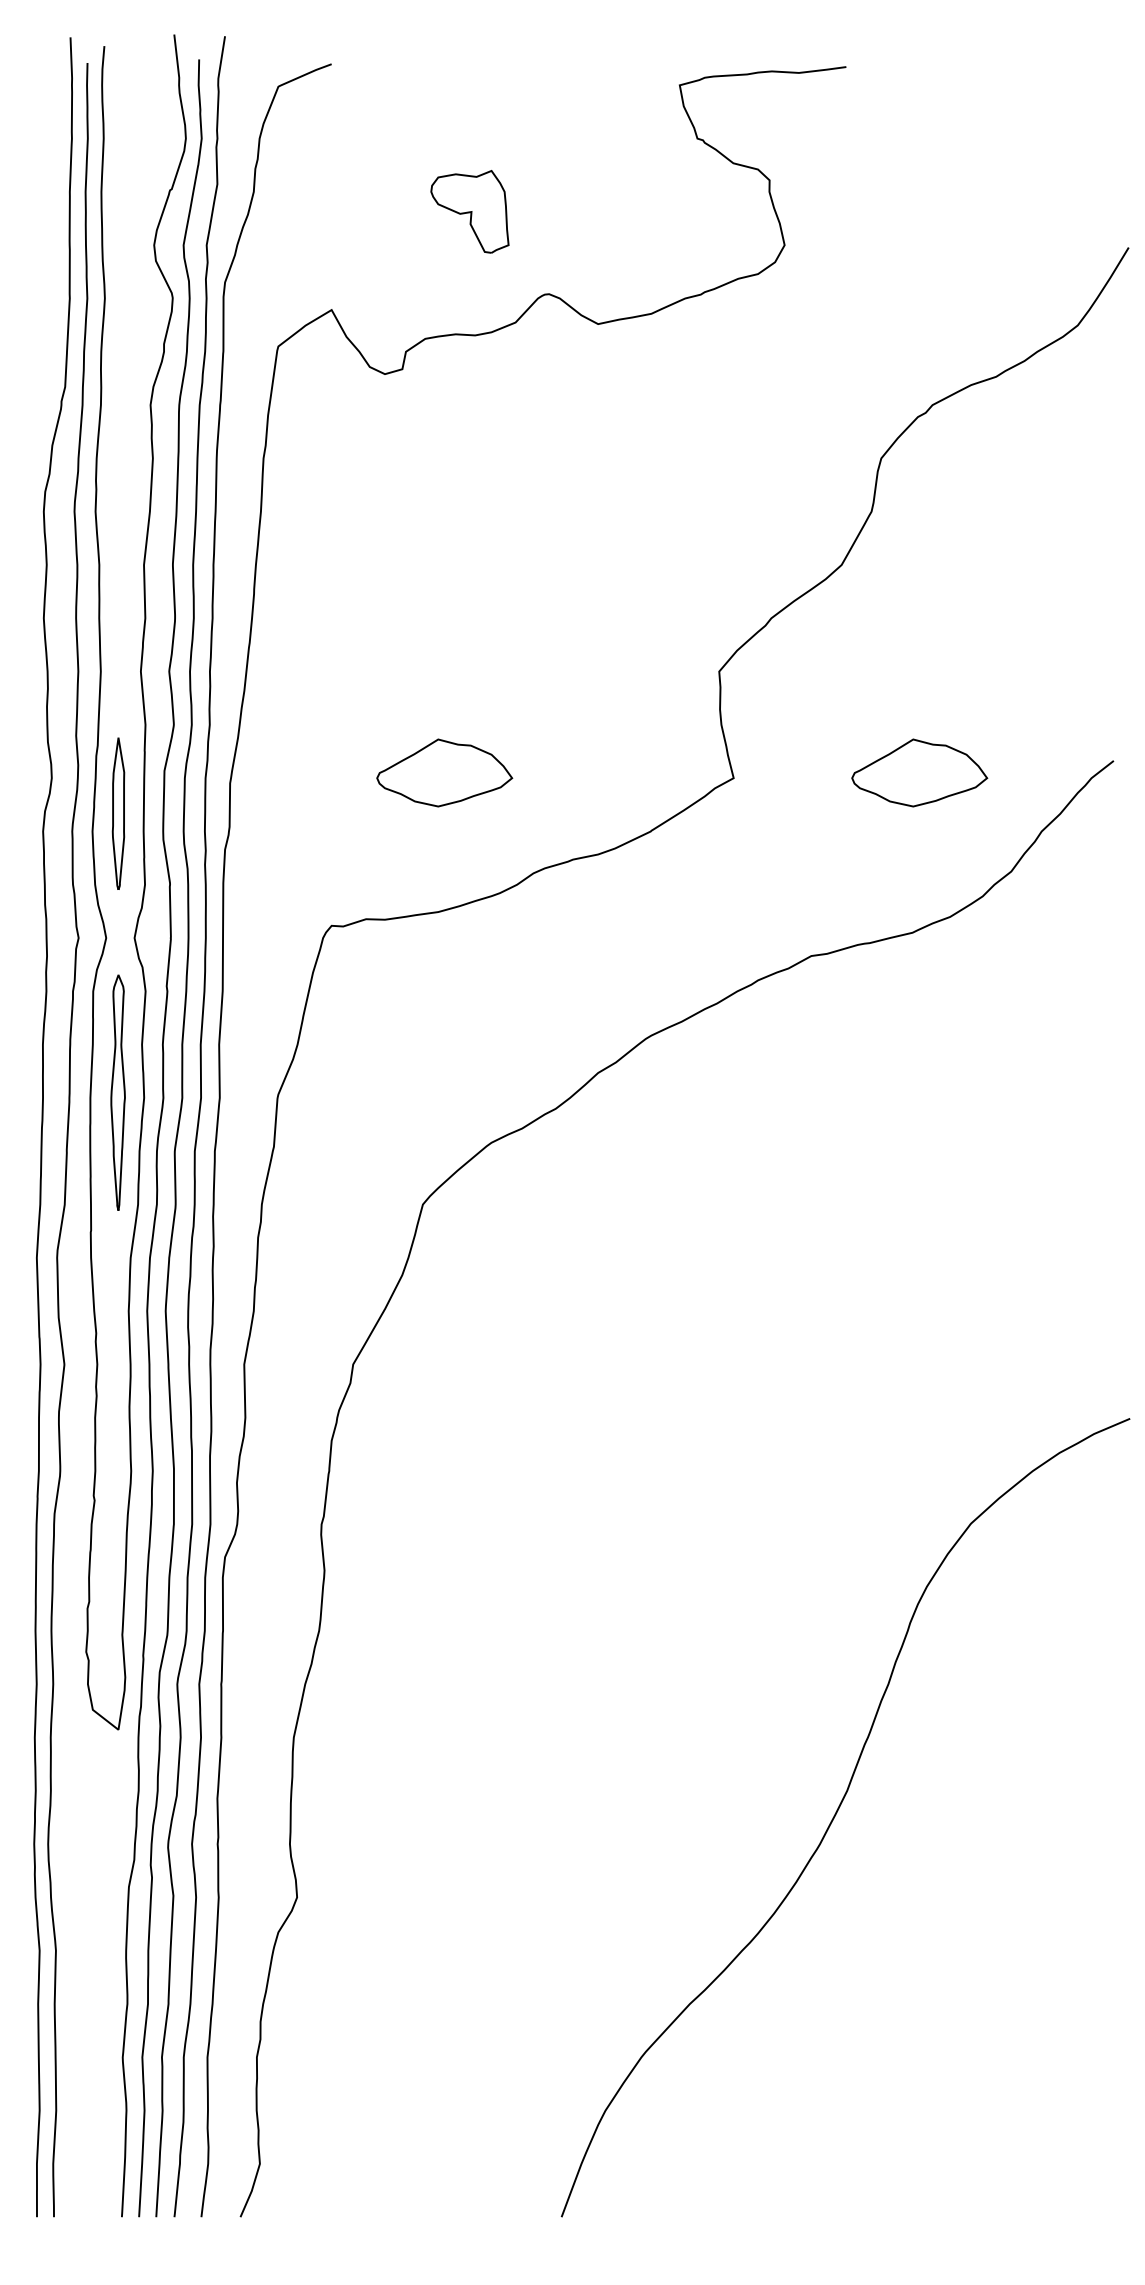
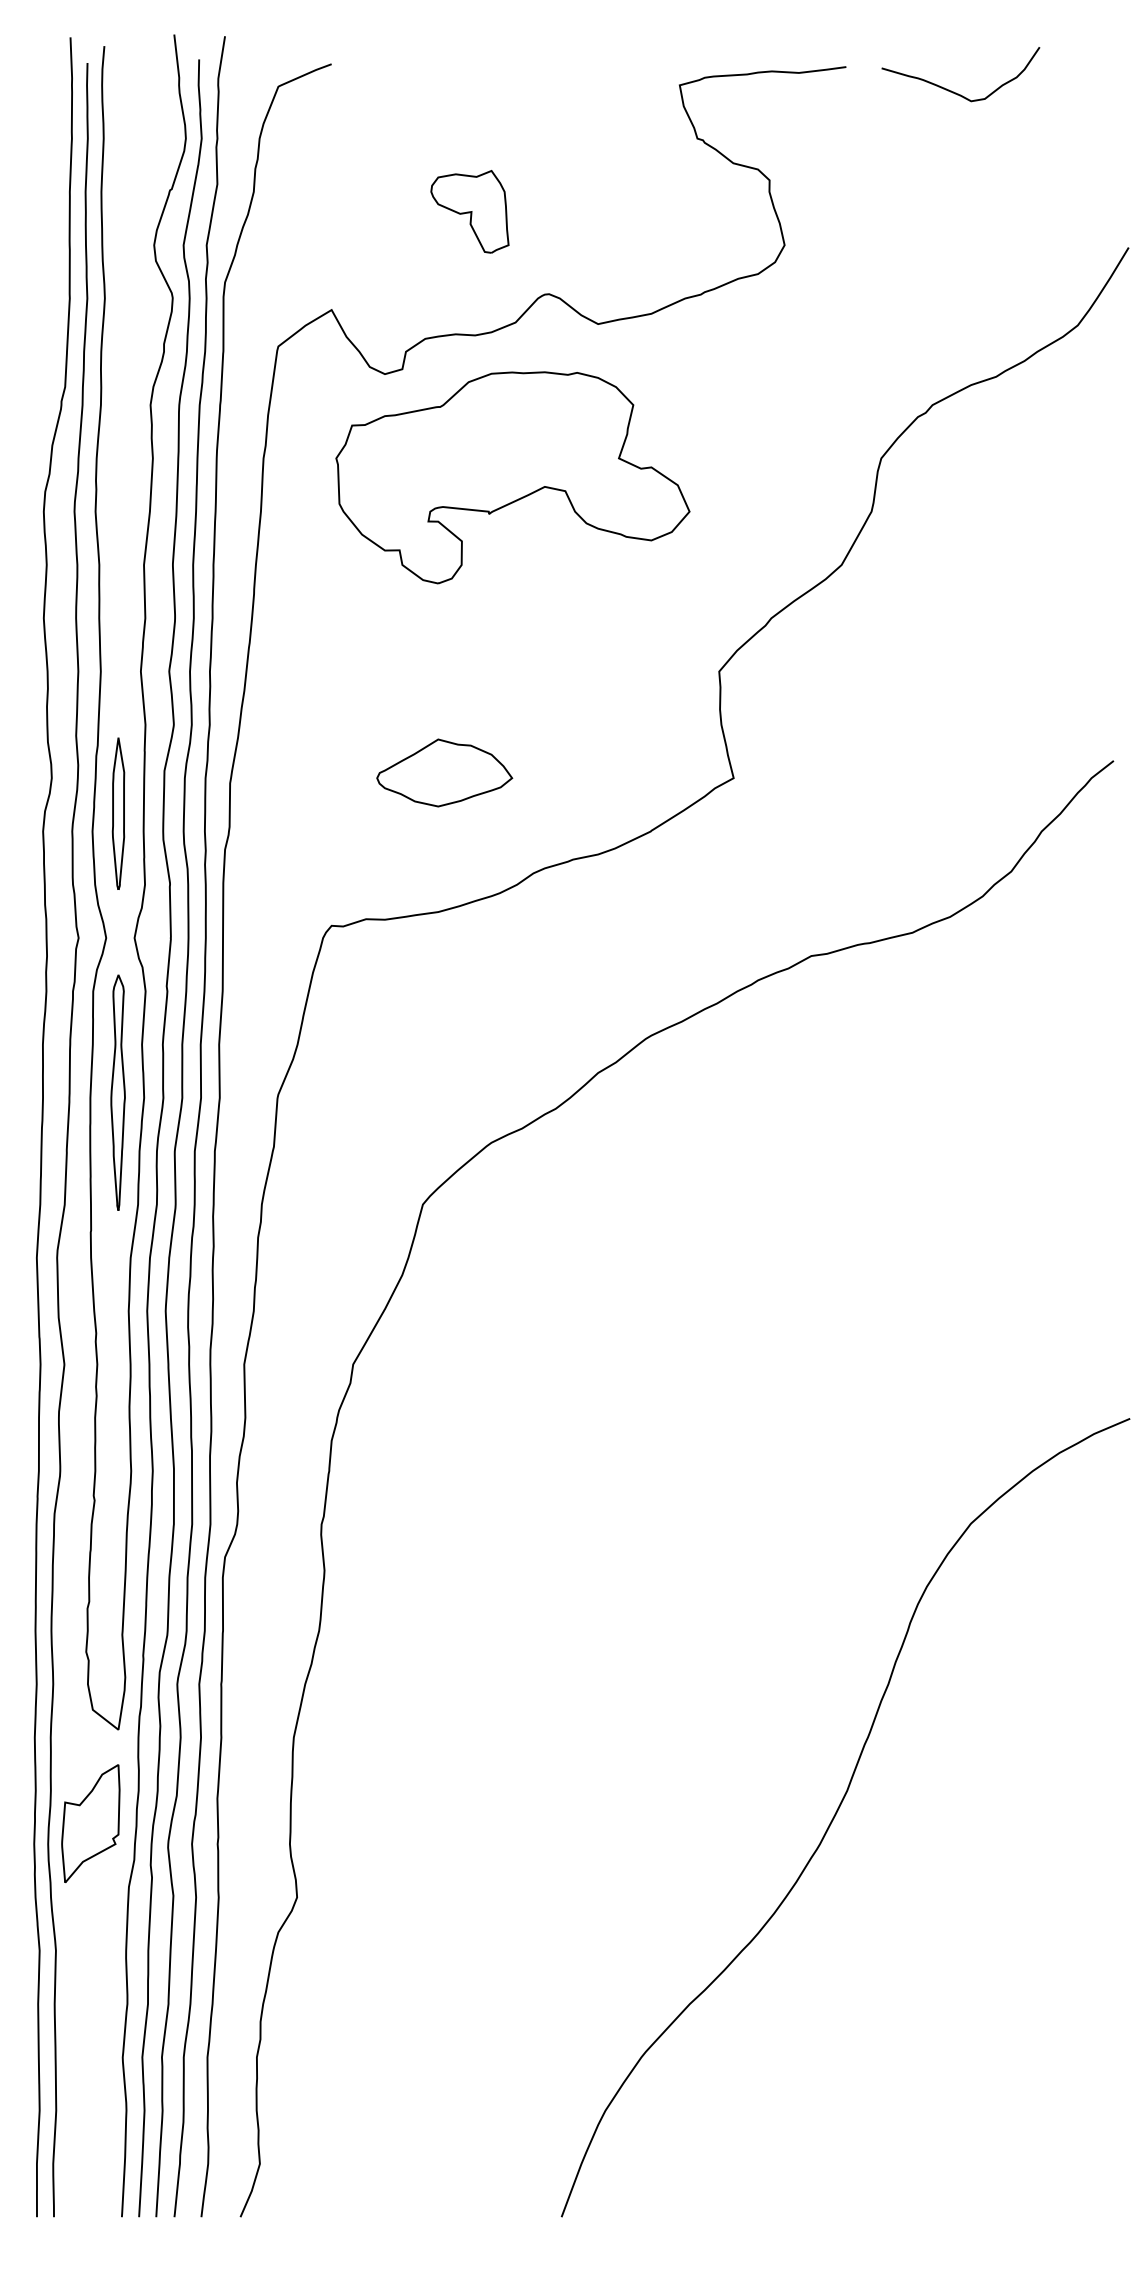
curve: none -> present (951, 90)
part: none -> present (512, 477)
part: present -> none (919, 772)
part: none -> present (90, 1823)
